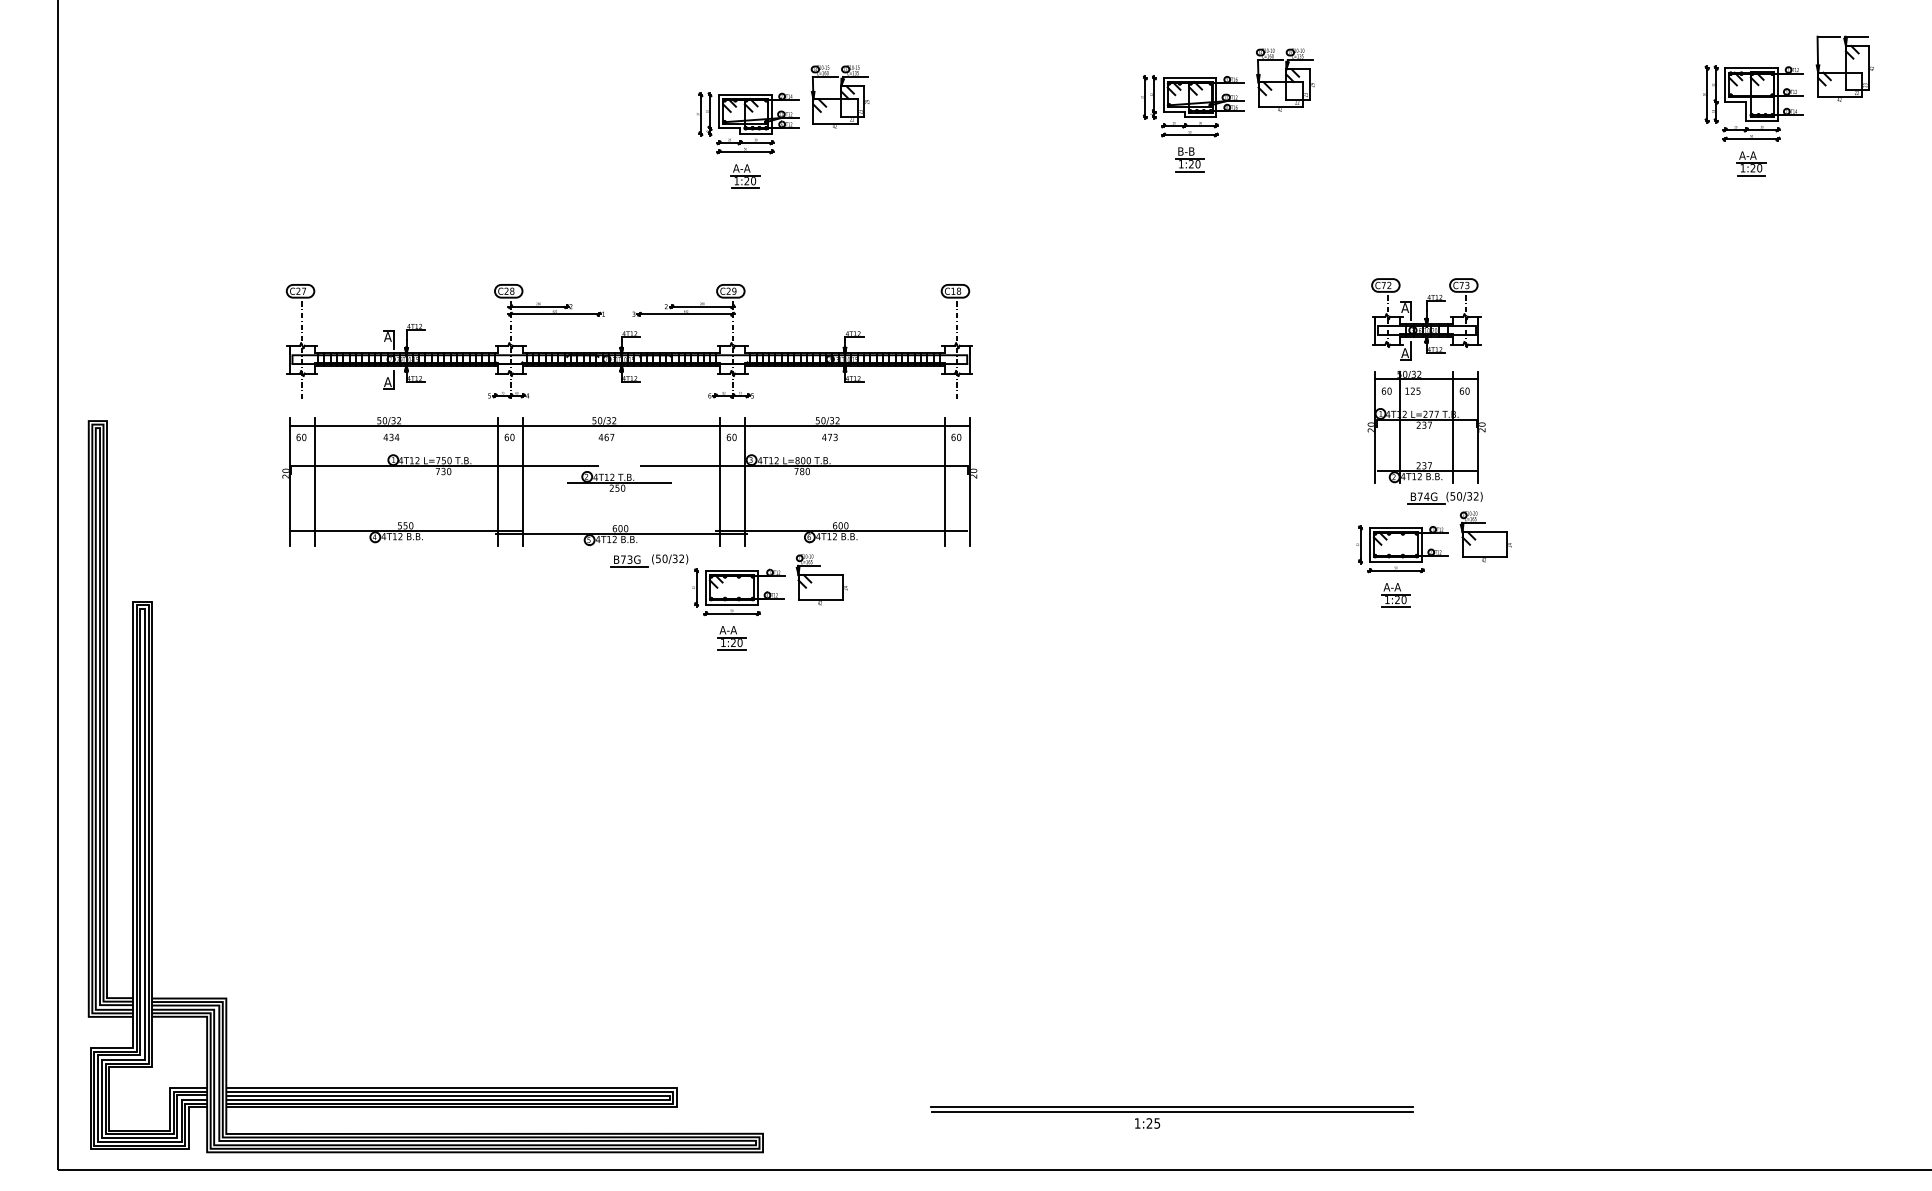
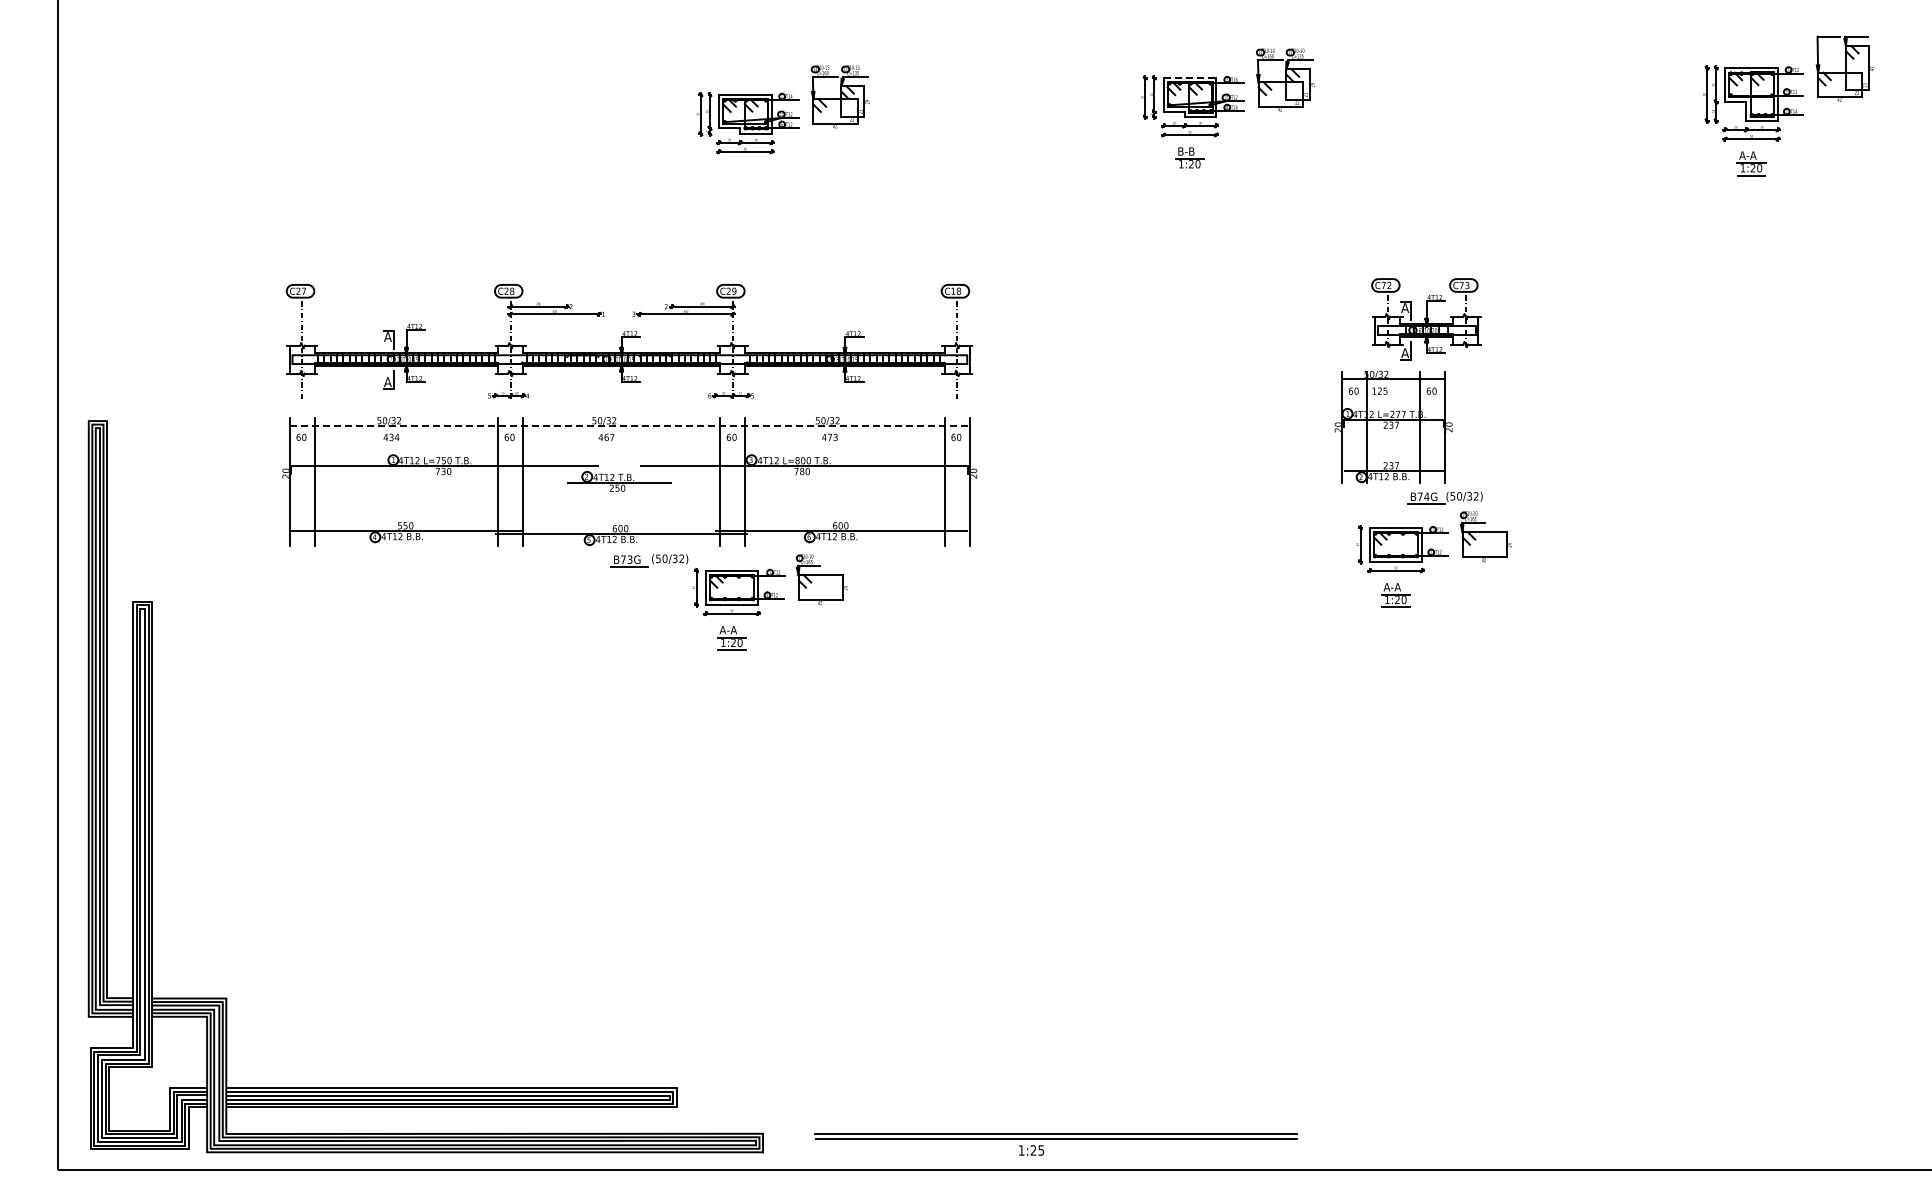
line: solid -> dashed (1190, 77)
line: present -> none (1189, 171)
part: present -> none (745, 176)
line: solid -> dashed (630, 425)
part position: (1426, 426) -> (1393, 426) (1393, 426)
part position: (1171, 1117) -> (1055, 1144) (1055, 1144)
